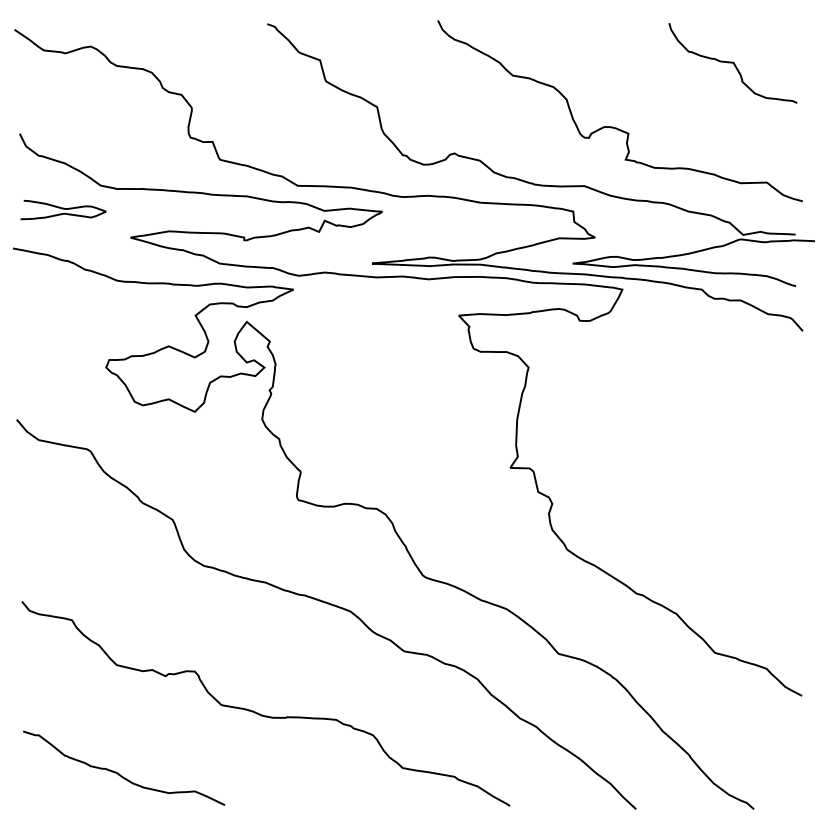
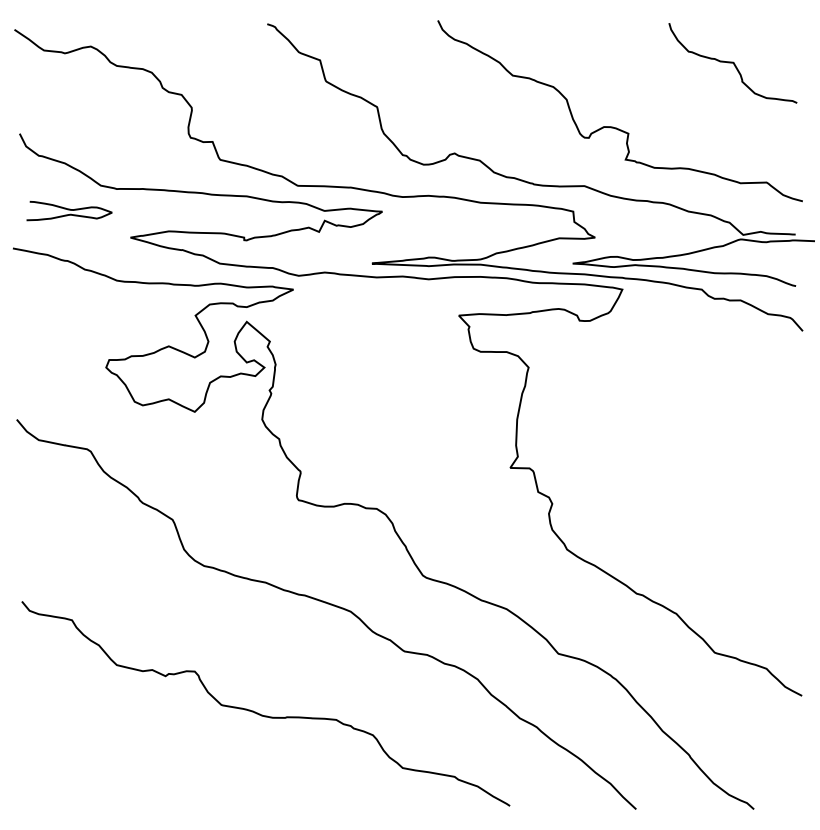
curve position: (63, 209) -> (69, 210) (69, 210)
curve: present -> none (119, 773)
